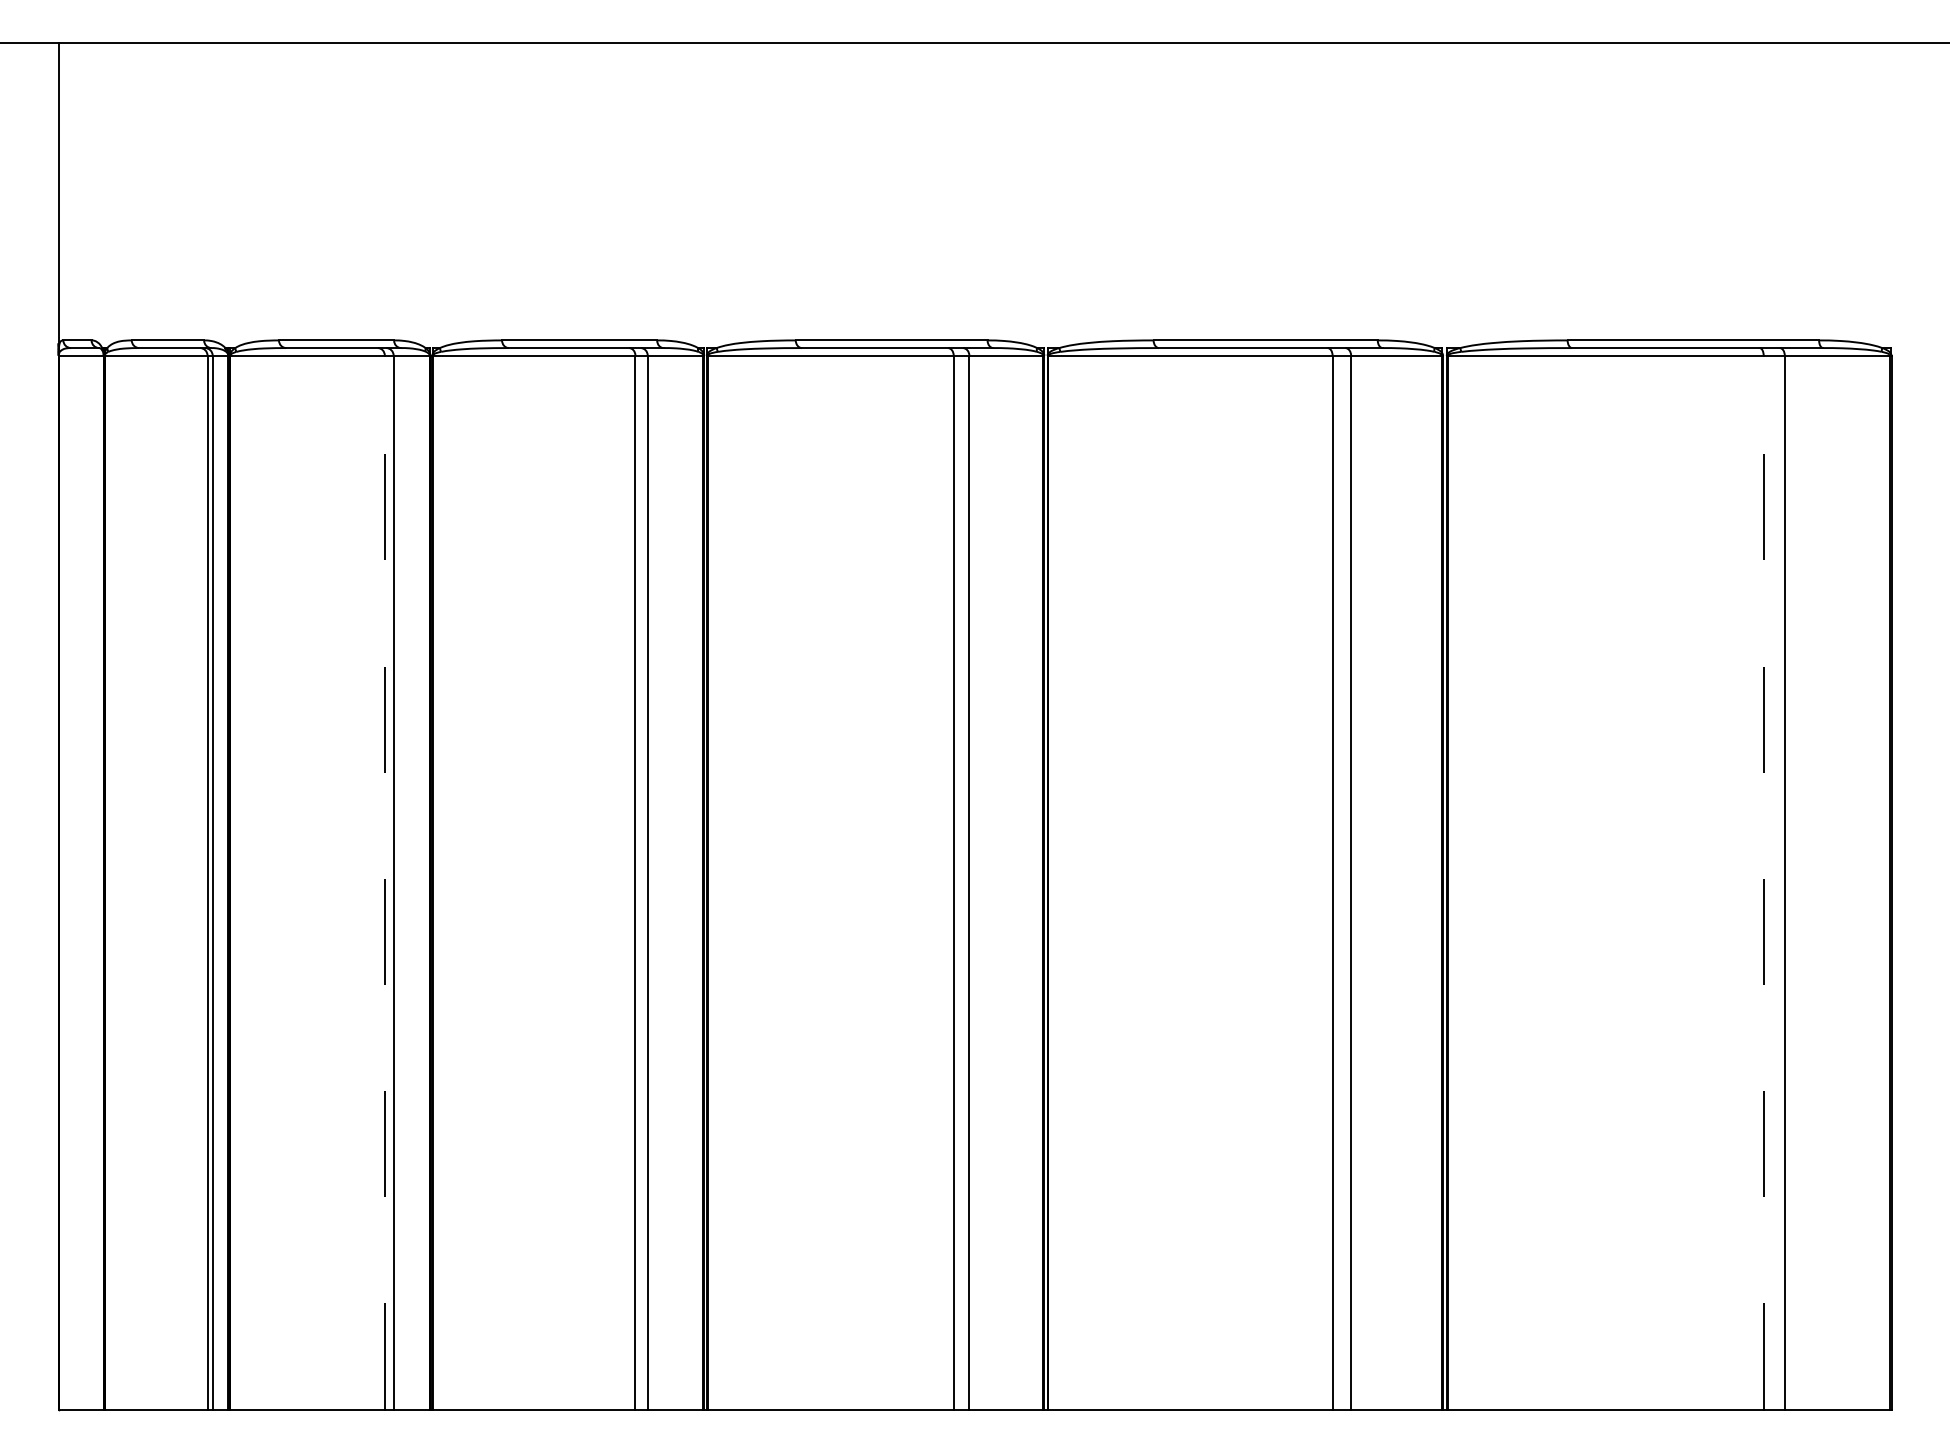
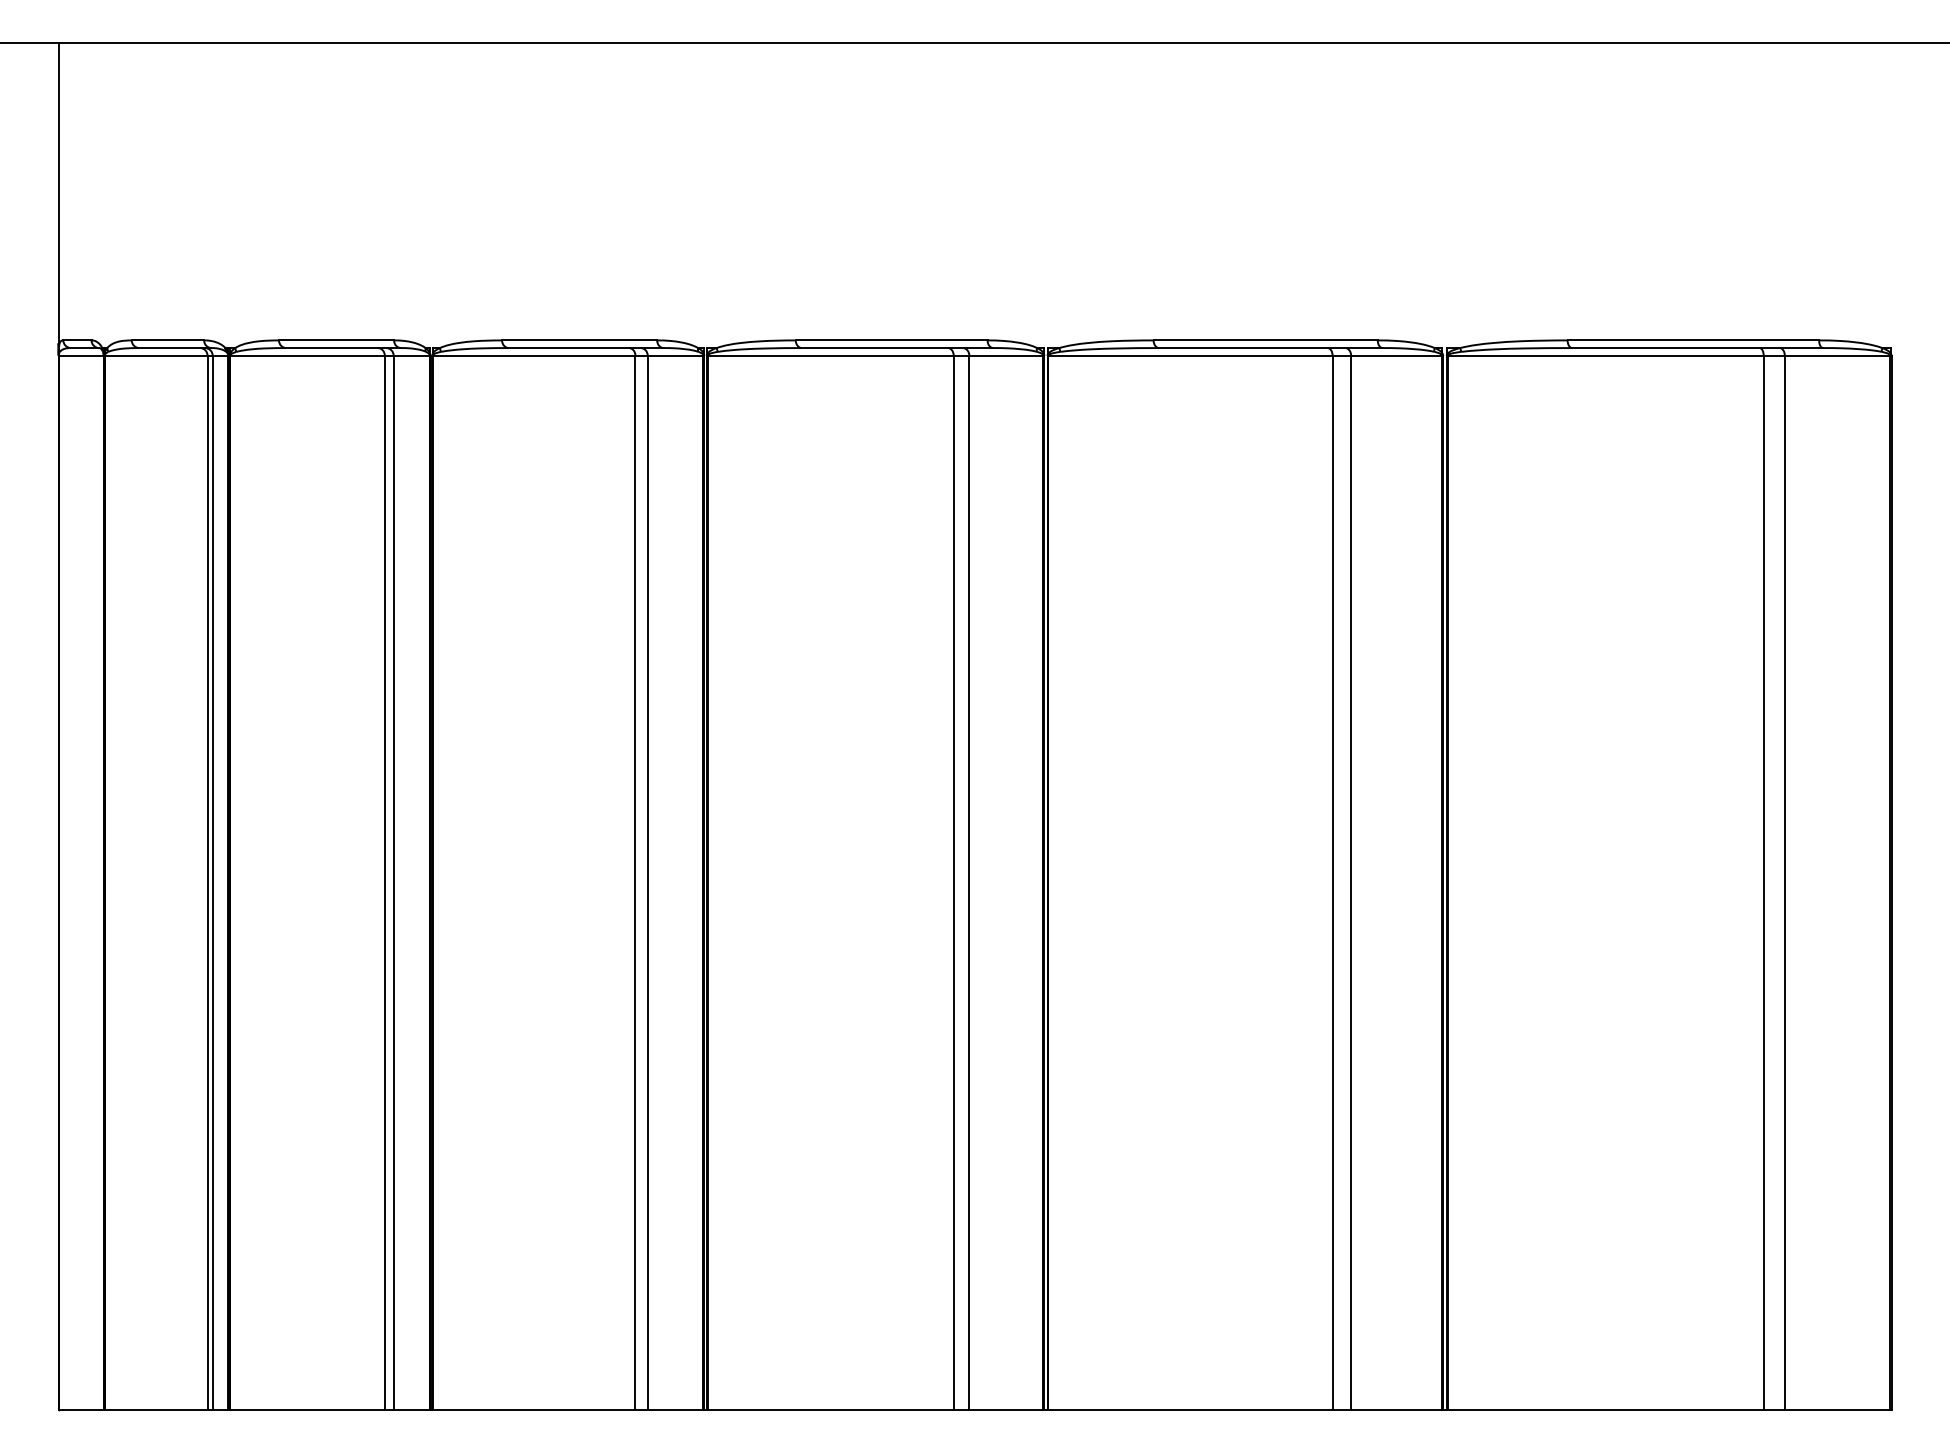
line: dashed -> solid (384, 882)
line: dashed -> solid (1763, 882)
